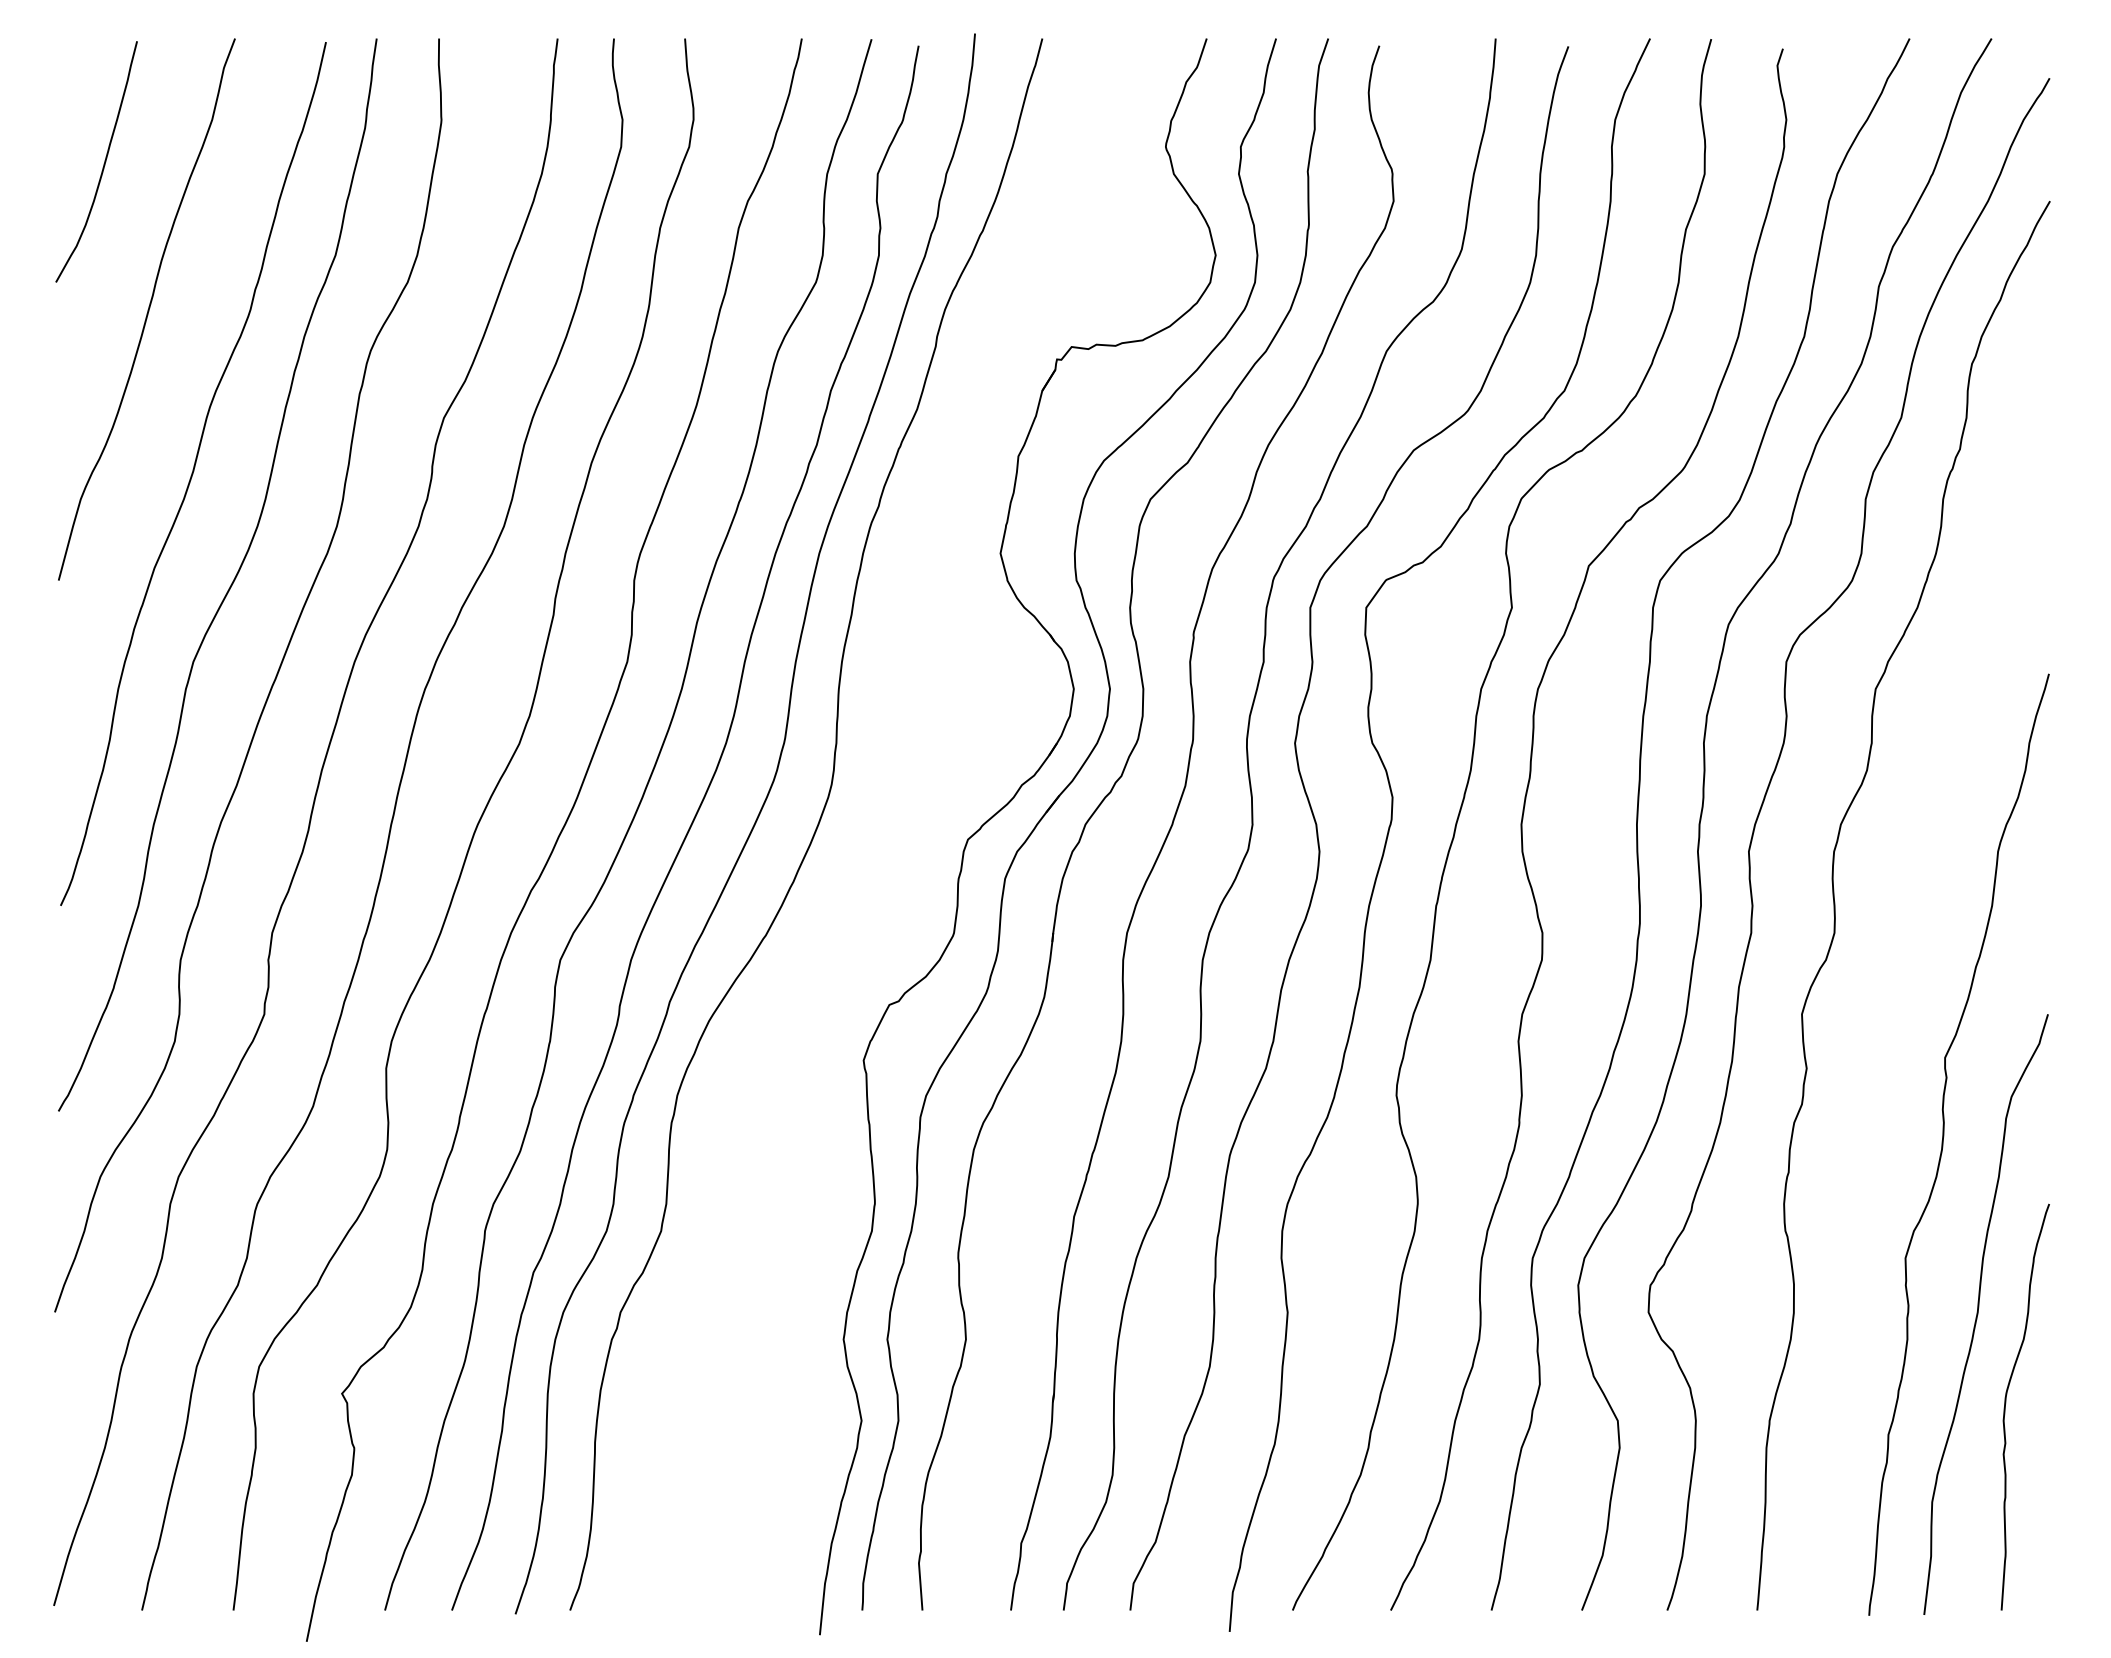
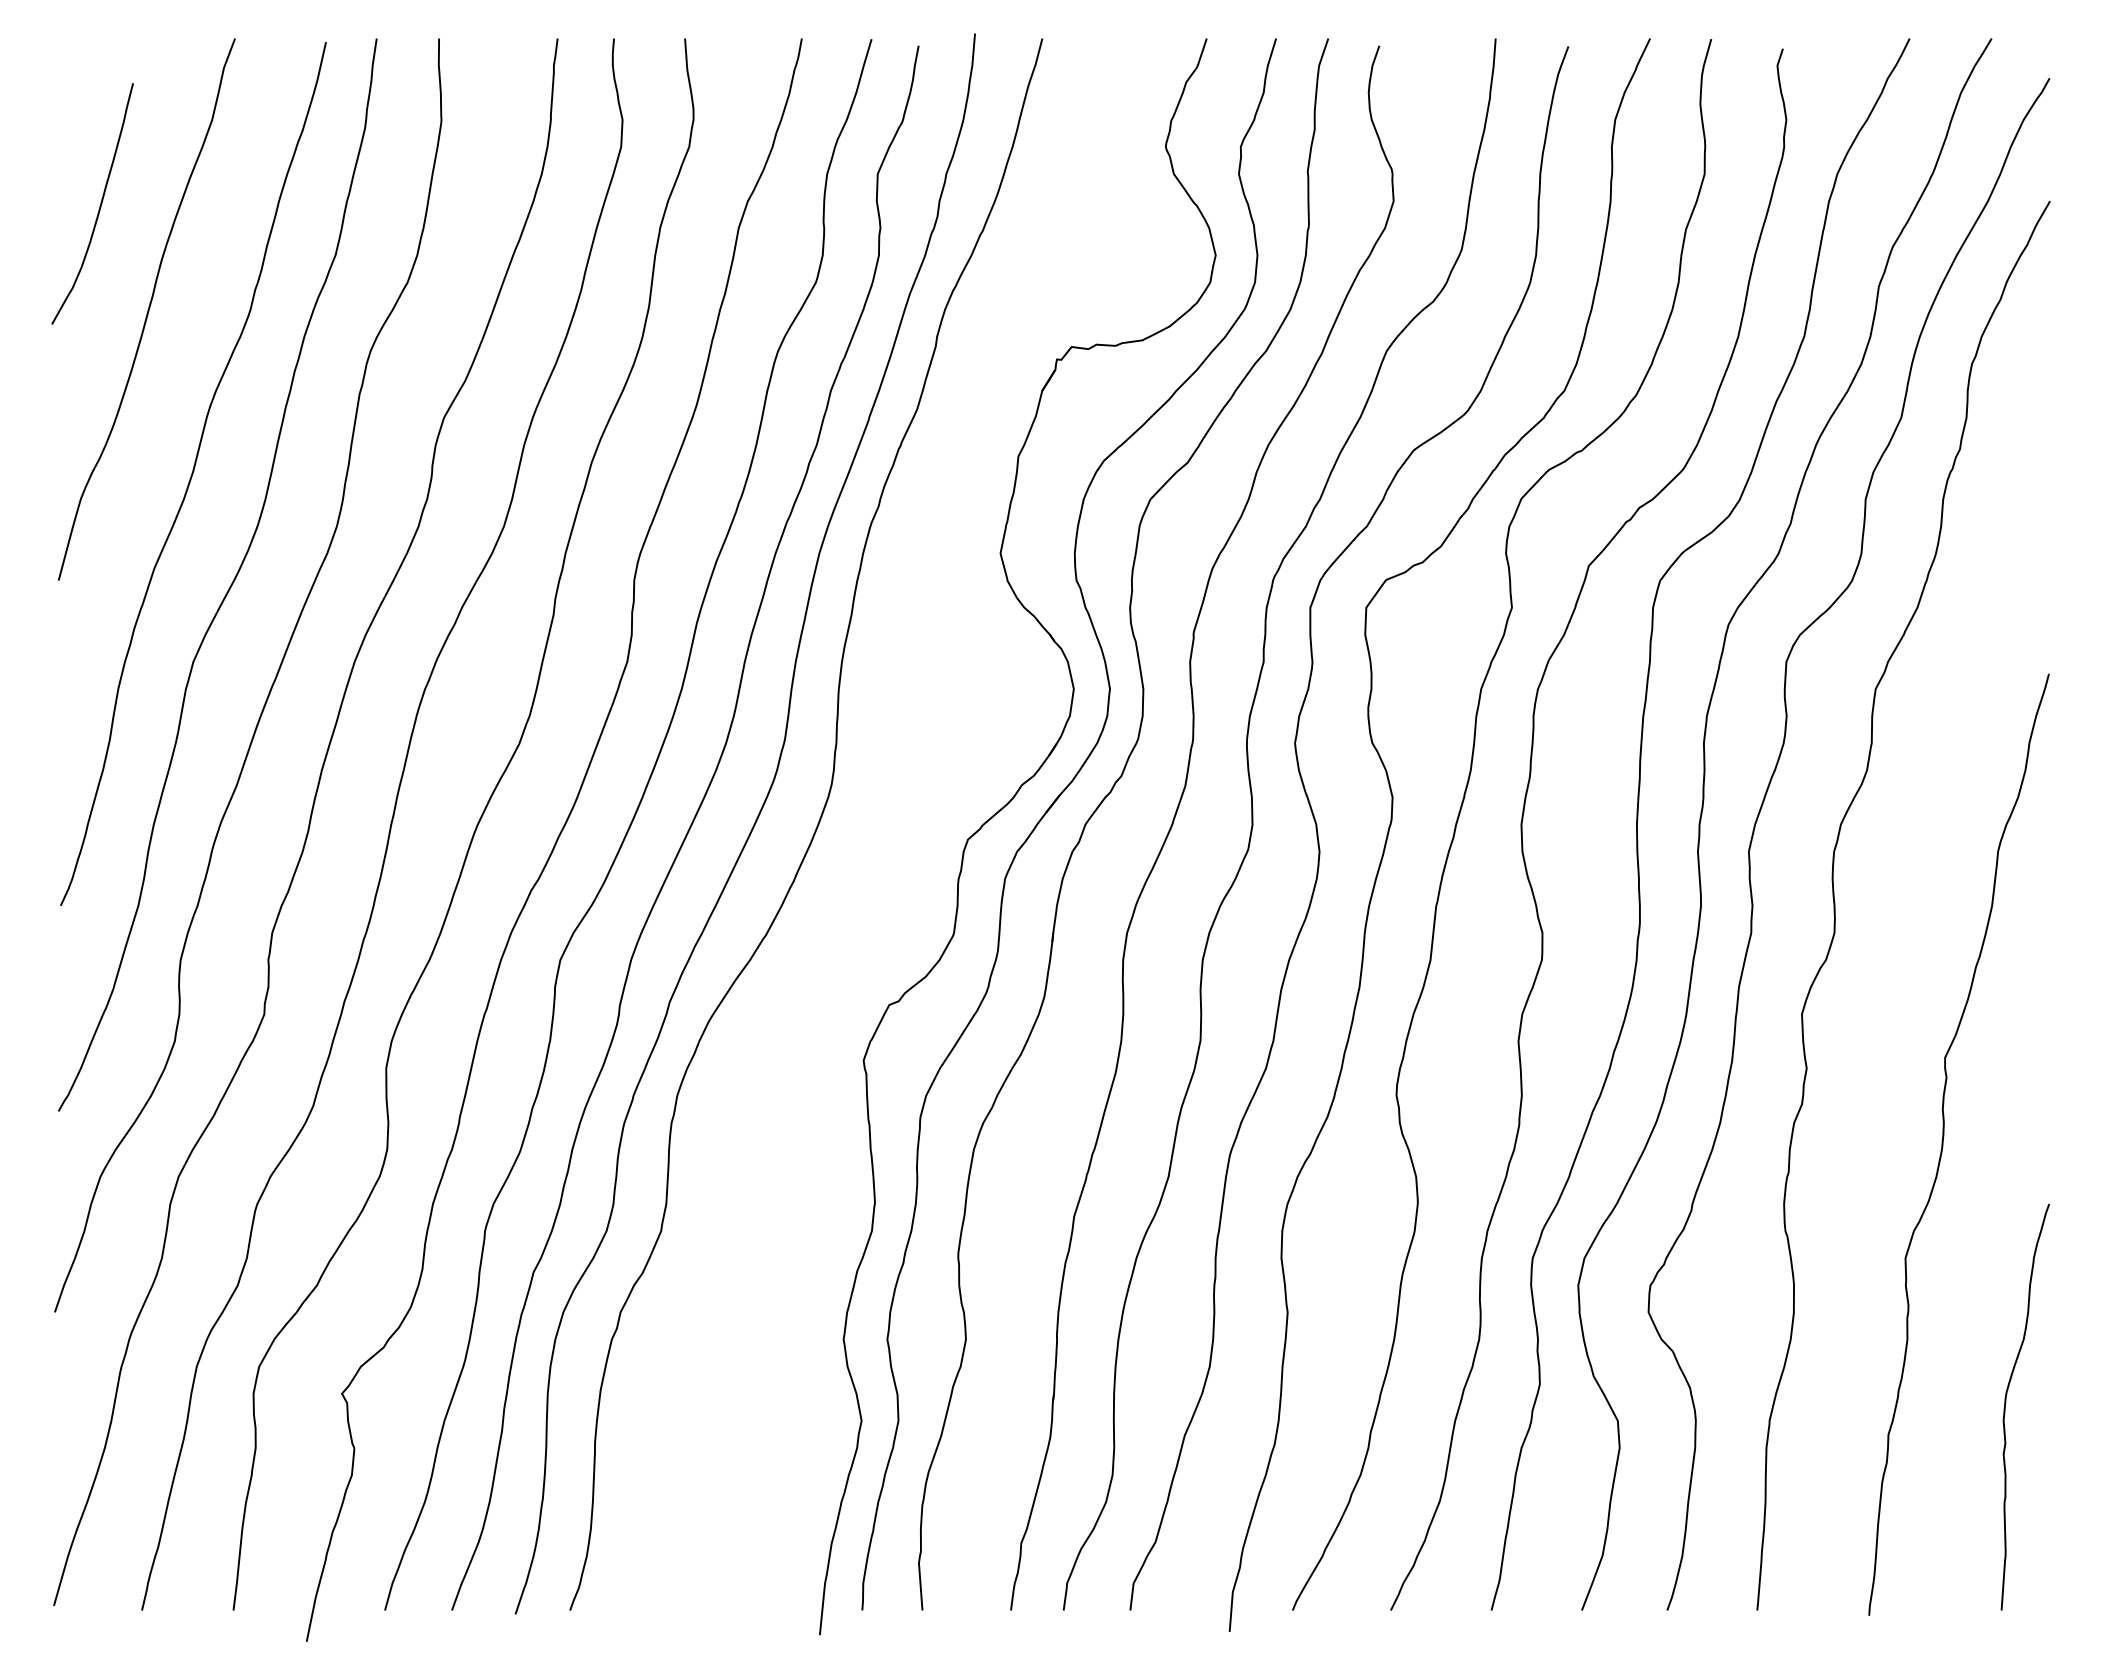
curve position: (103, 163) -> (99, 205) (99, 205)
curve: present -> none (1978, 1314)
